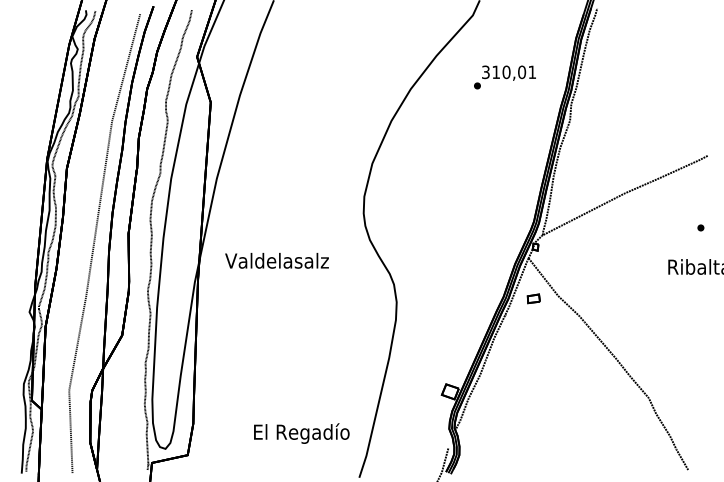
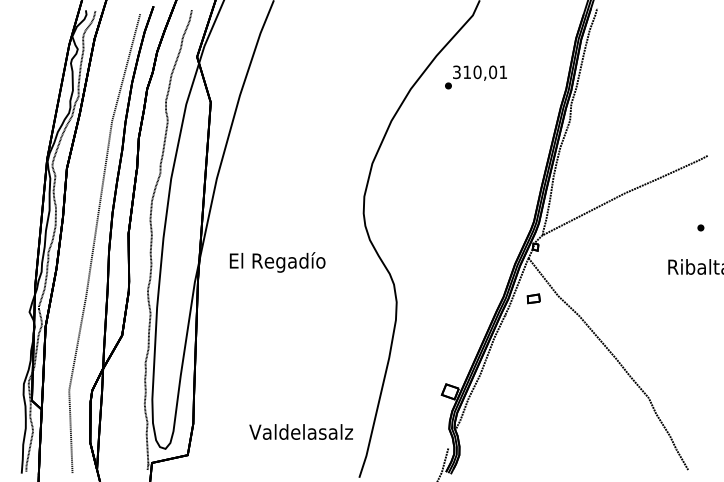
text position: (504, 77) -> (475, 77) (475, 77)
text: Valdelasalz -> El Regadío (276, 262)
text: El Regadío -> Valdelasalz (301, 433)
